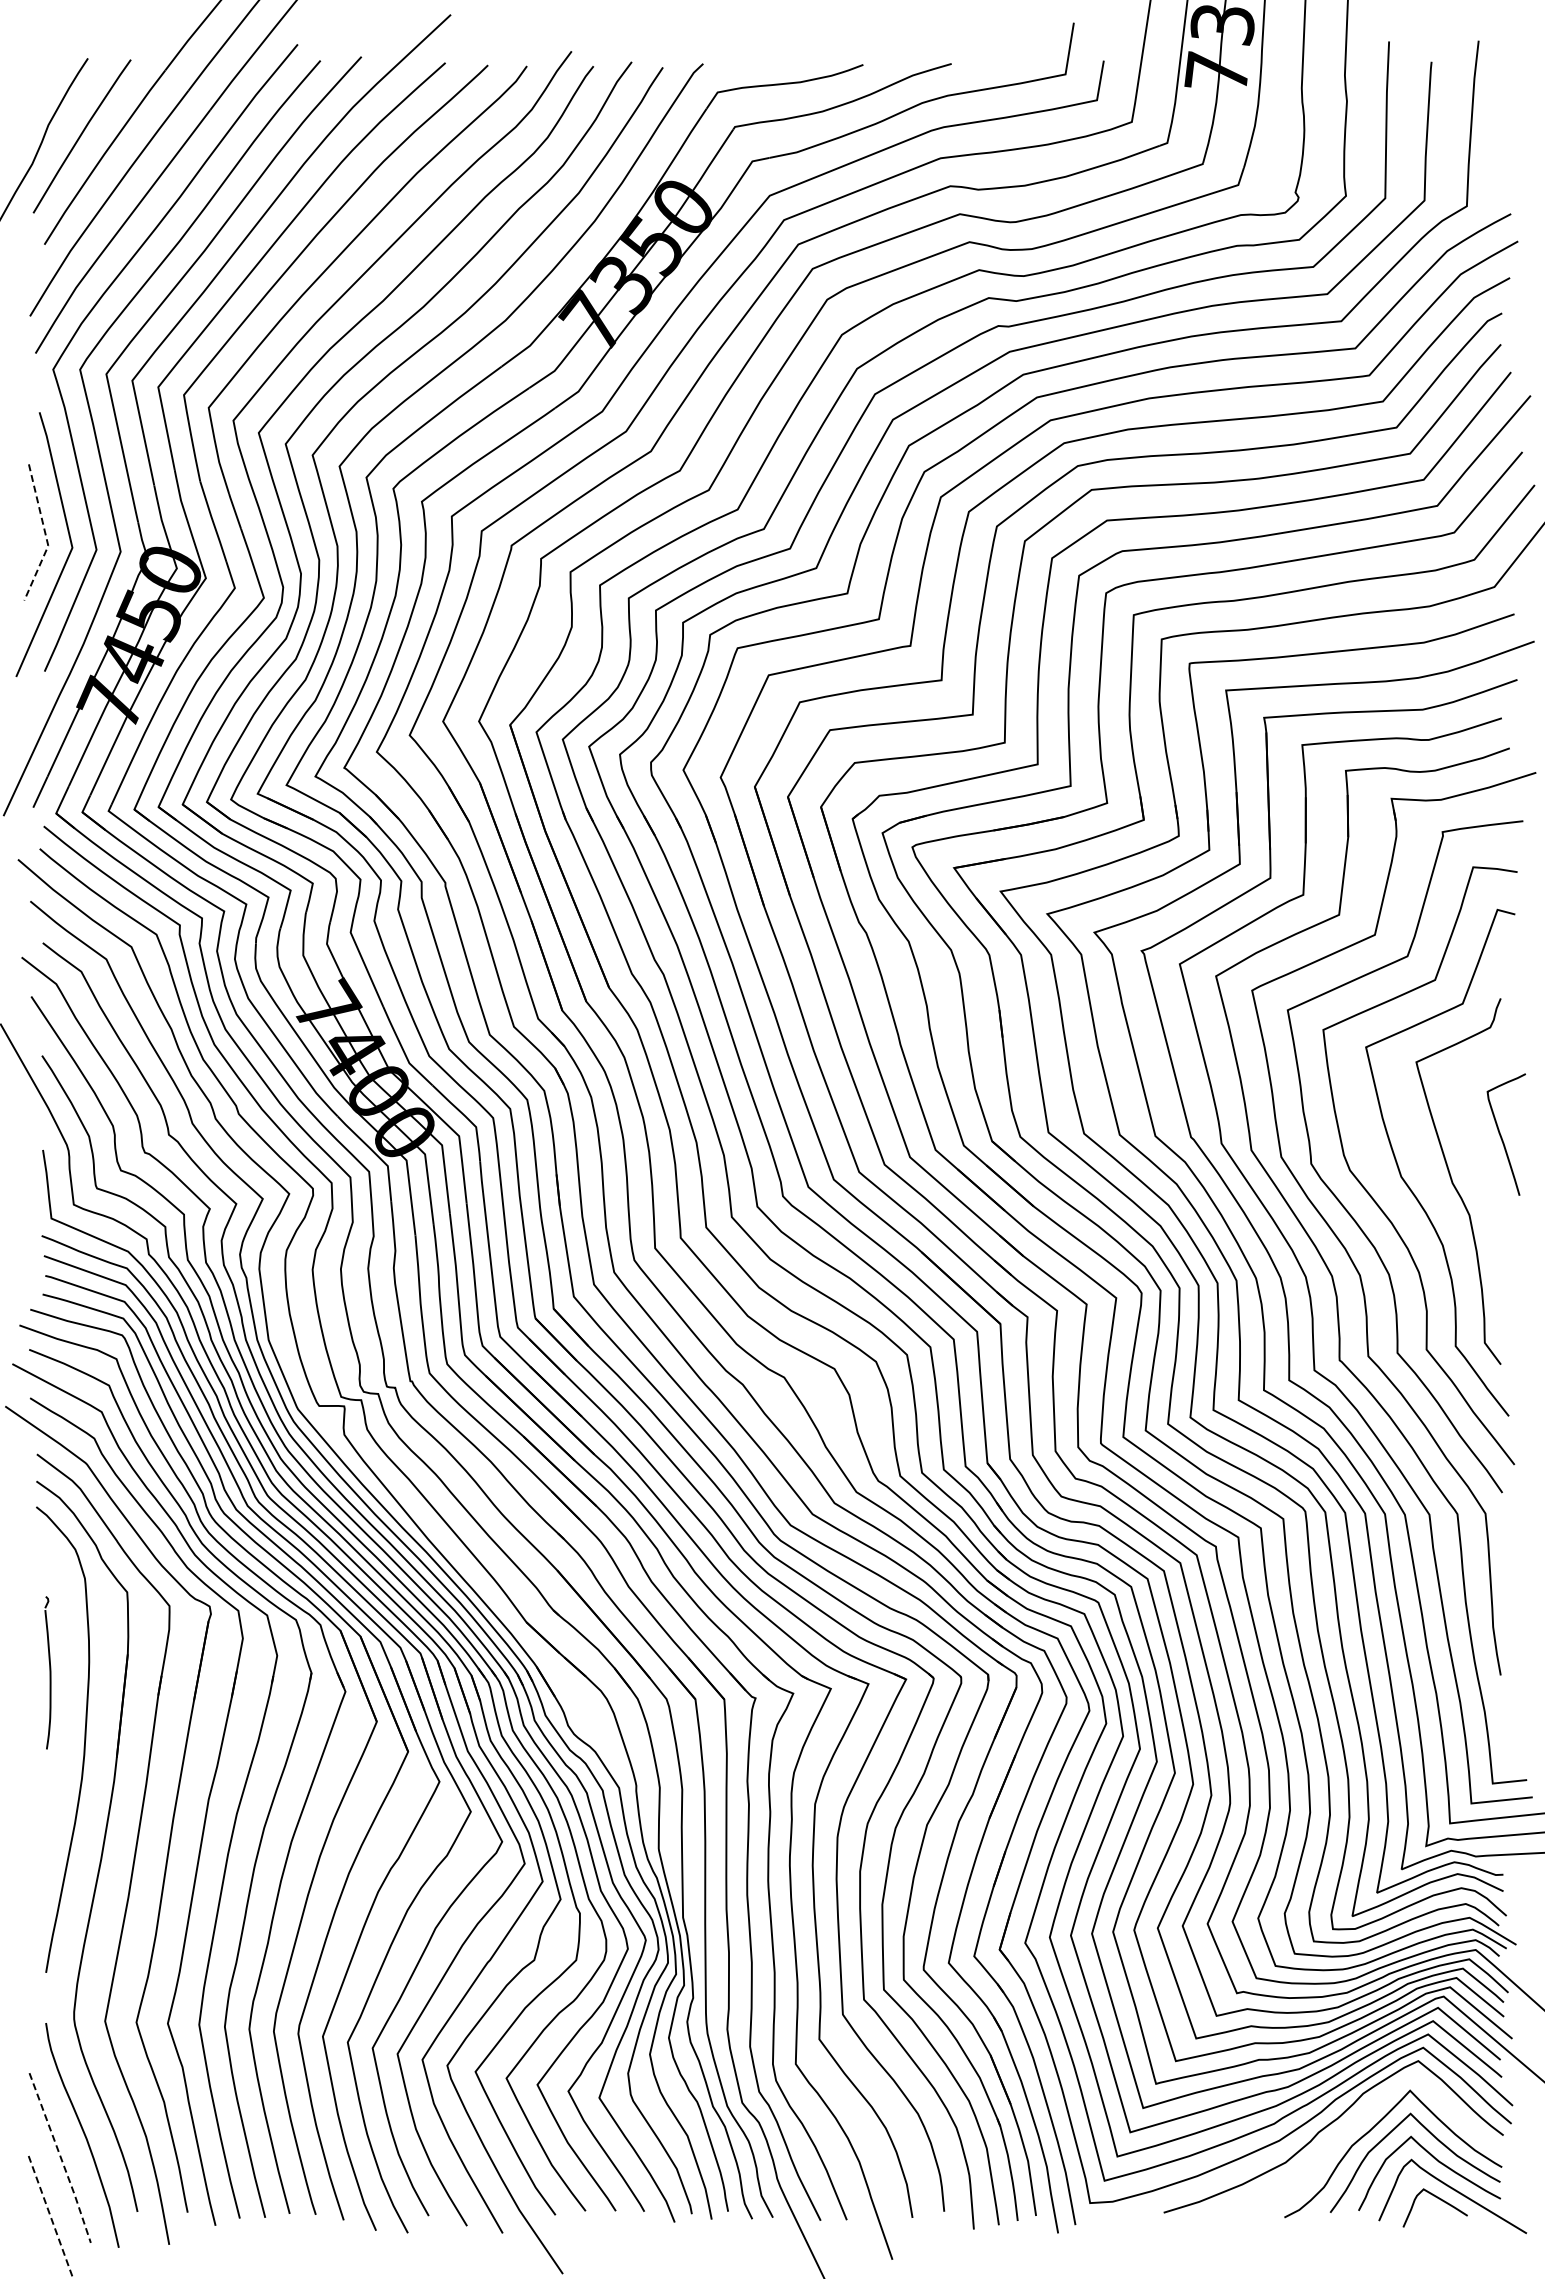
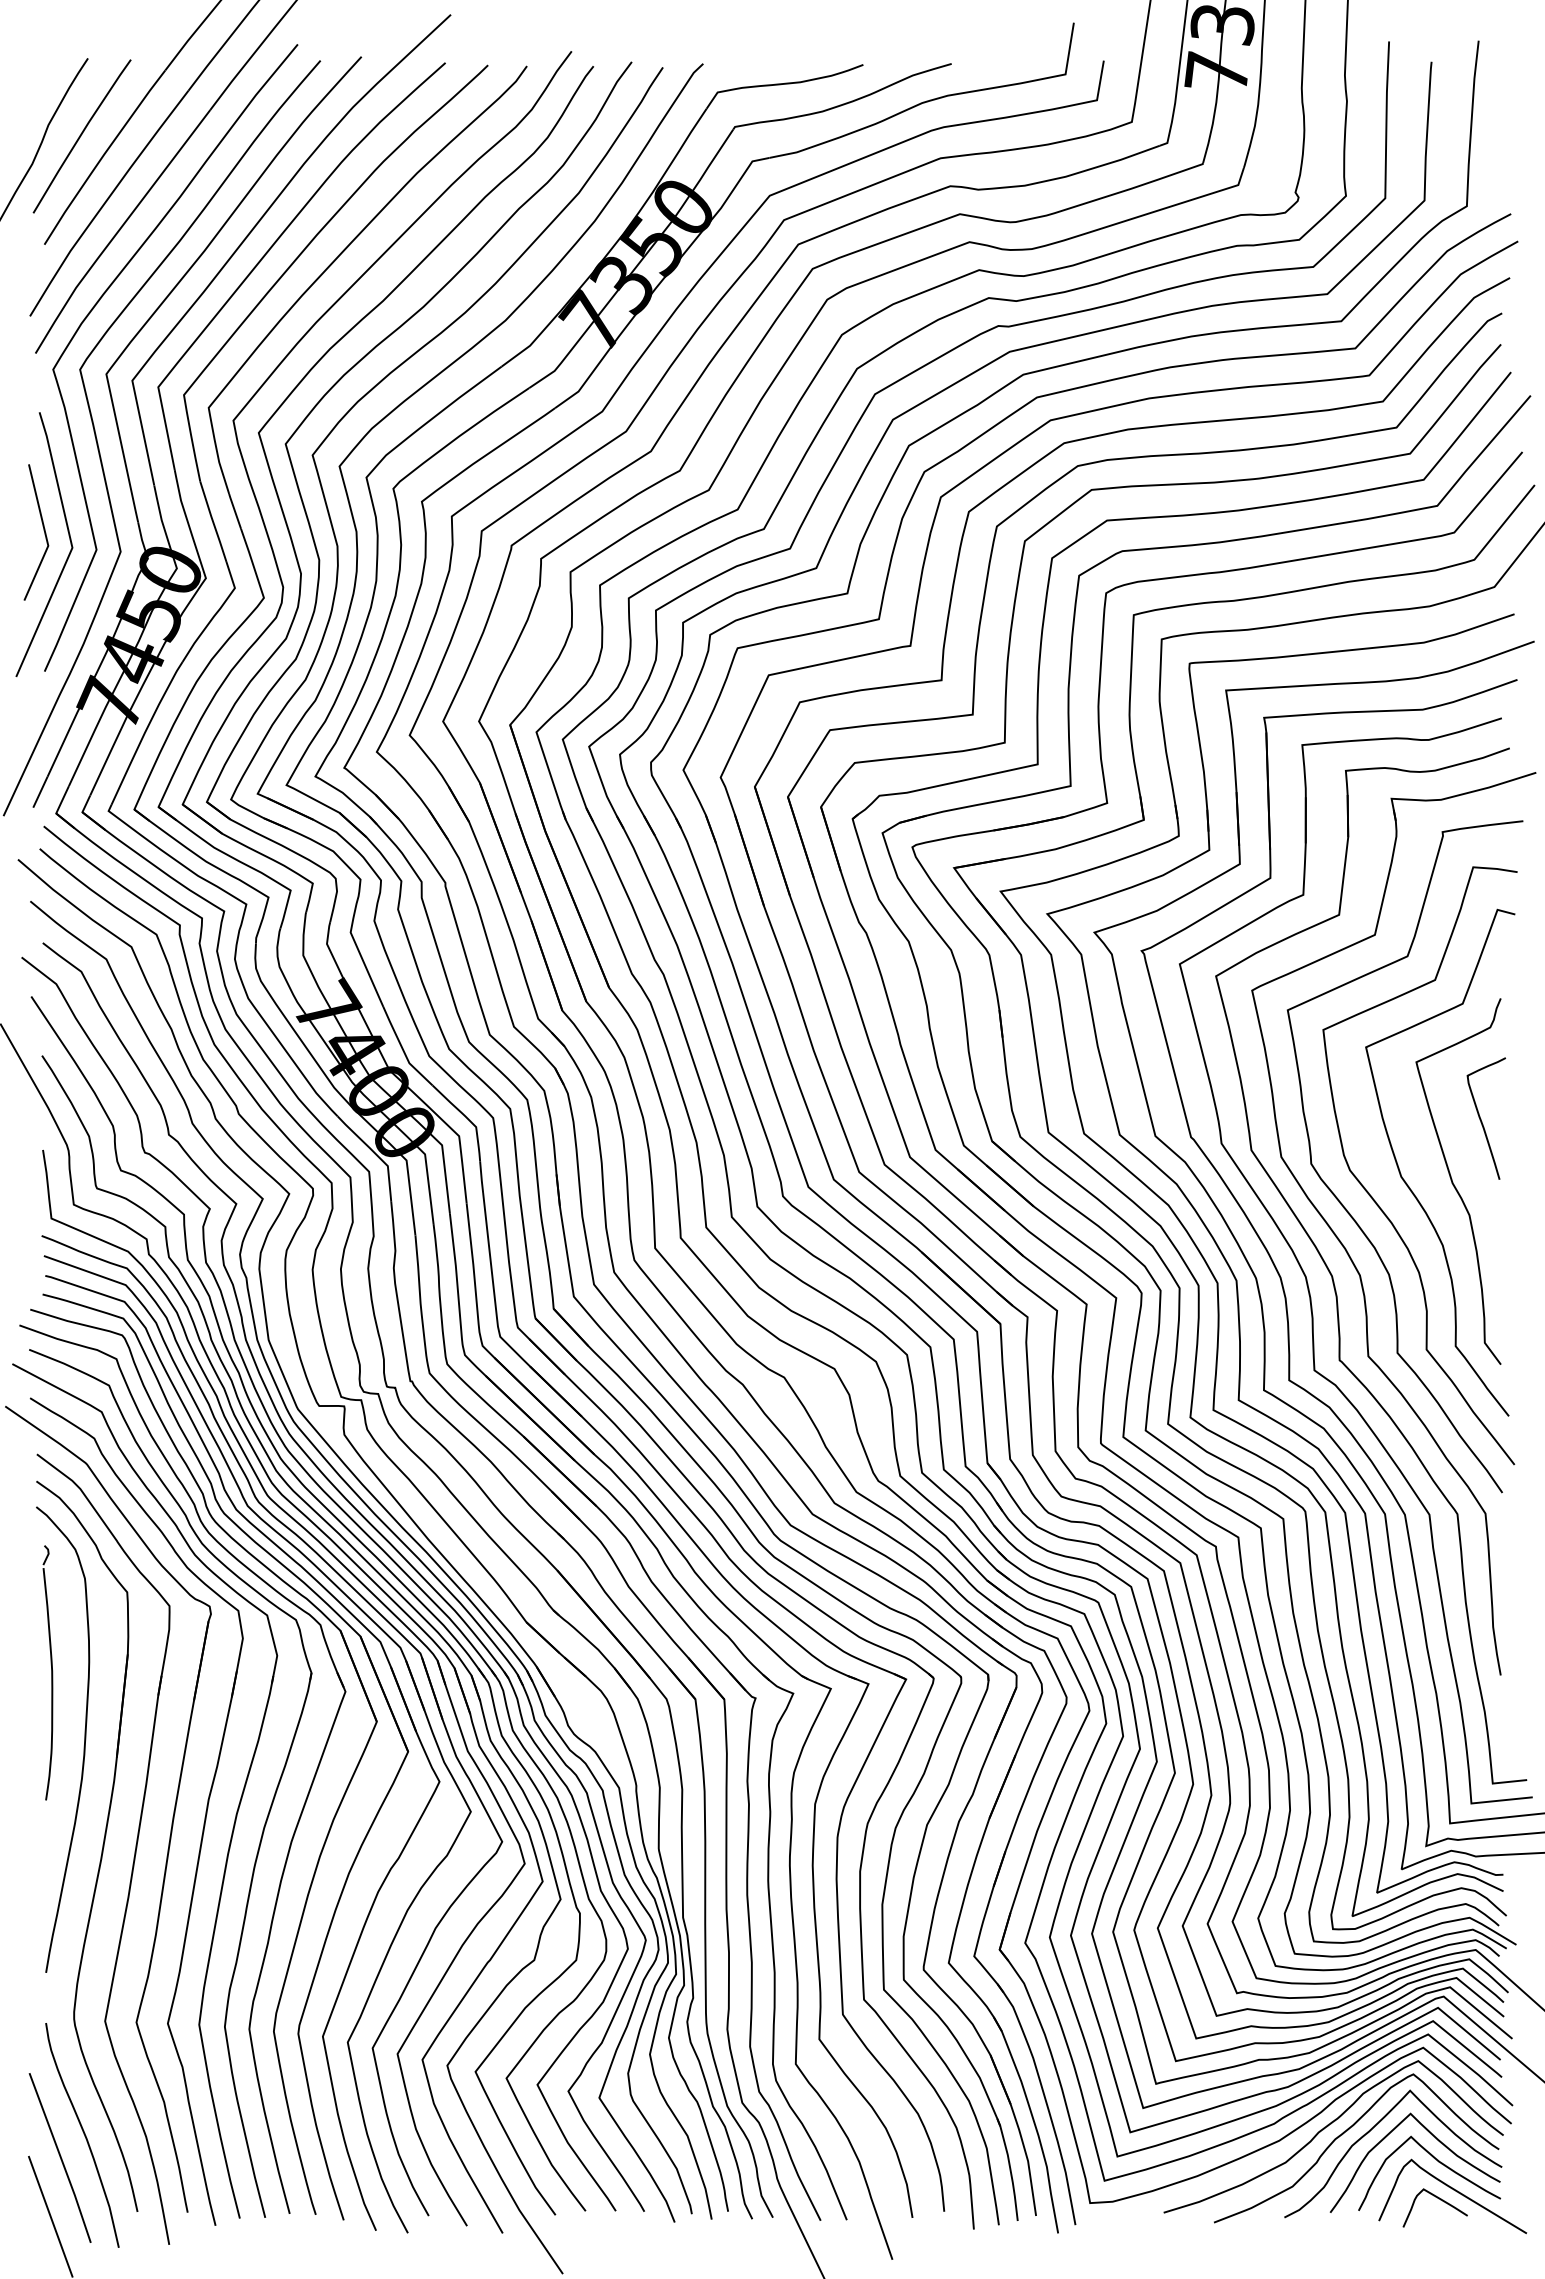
line: dashed -> solid (45, 535)
curve position: (1501, 1134) -> (1481, 1118) (1481, 1118)
part size: 8x154 px -> 12x256 px (47, 1672)
curve: none -> present (1343, 2134)
line: dashed -> solid (61, 2158)
line: dashed -> solid (50, 2216)
